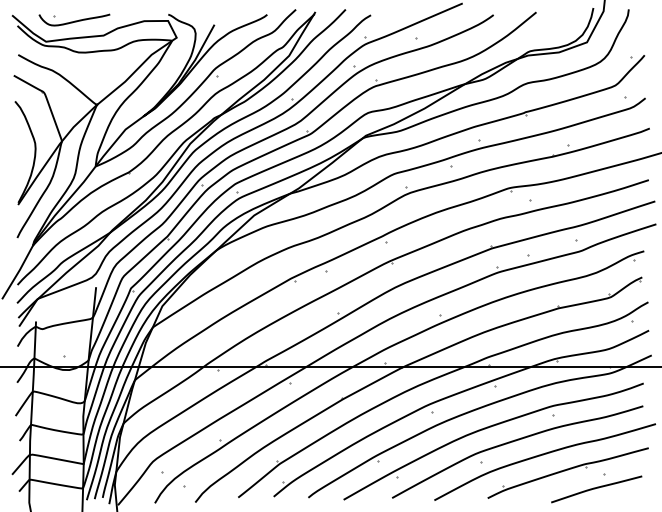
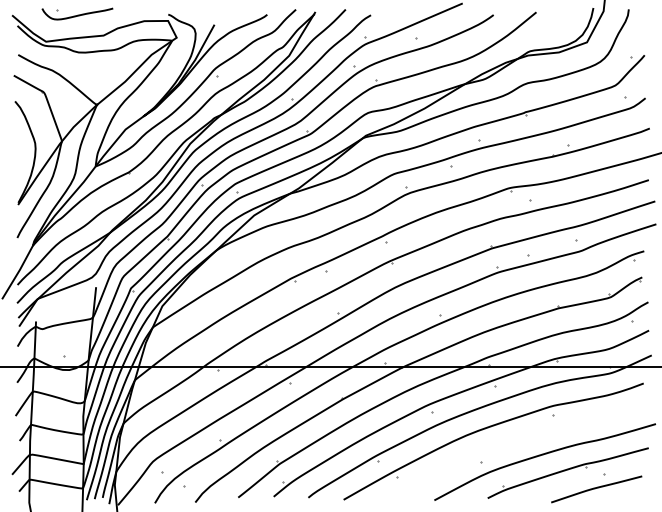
part position: (74, 19) -> (77, 13) (77, 13)
curve: present -> none (513, 442)
